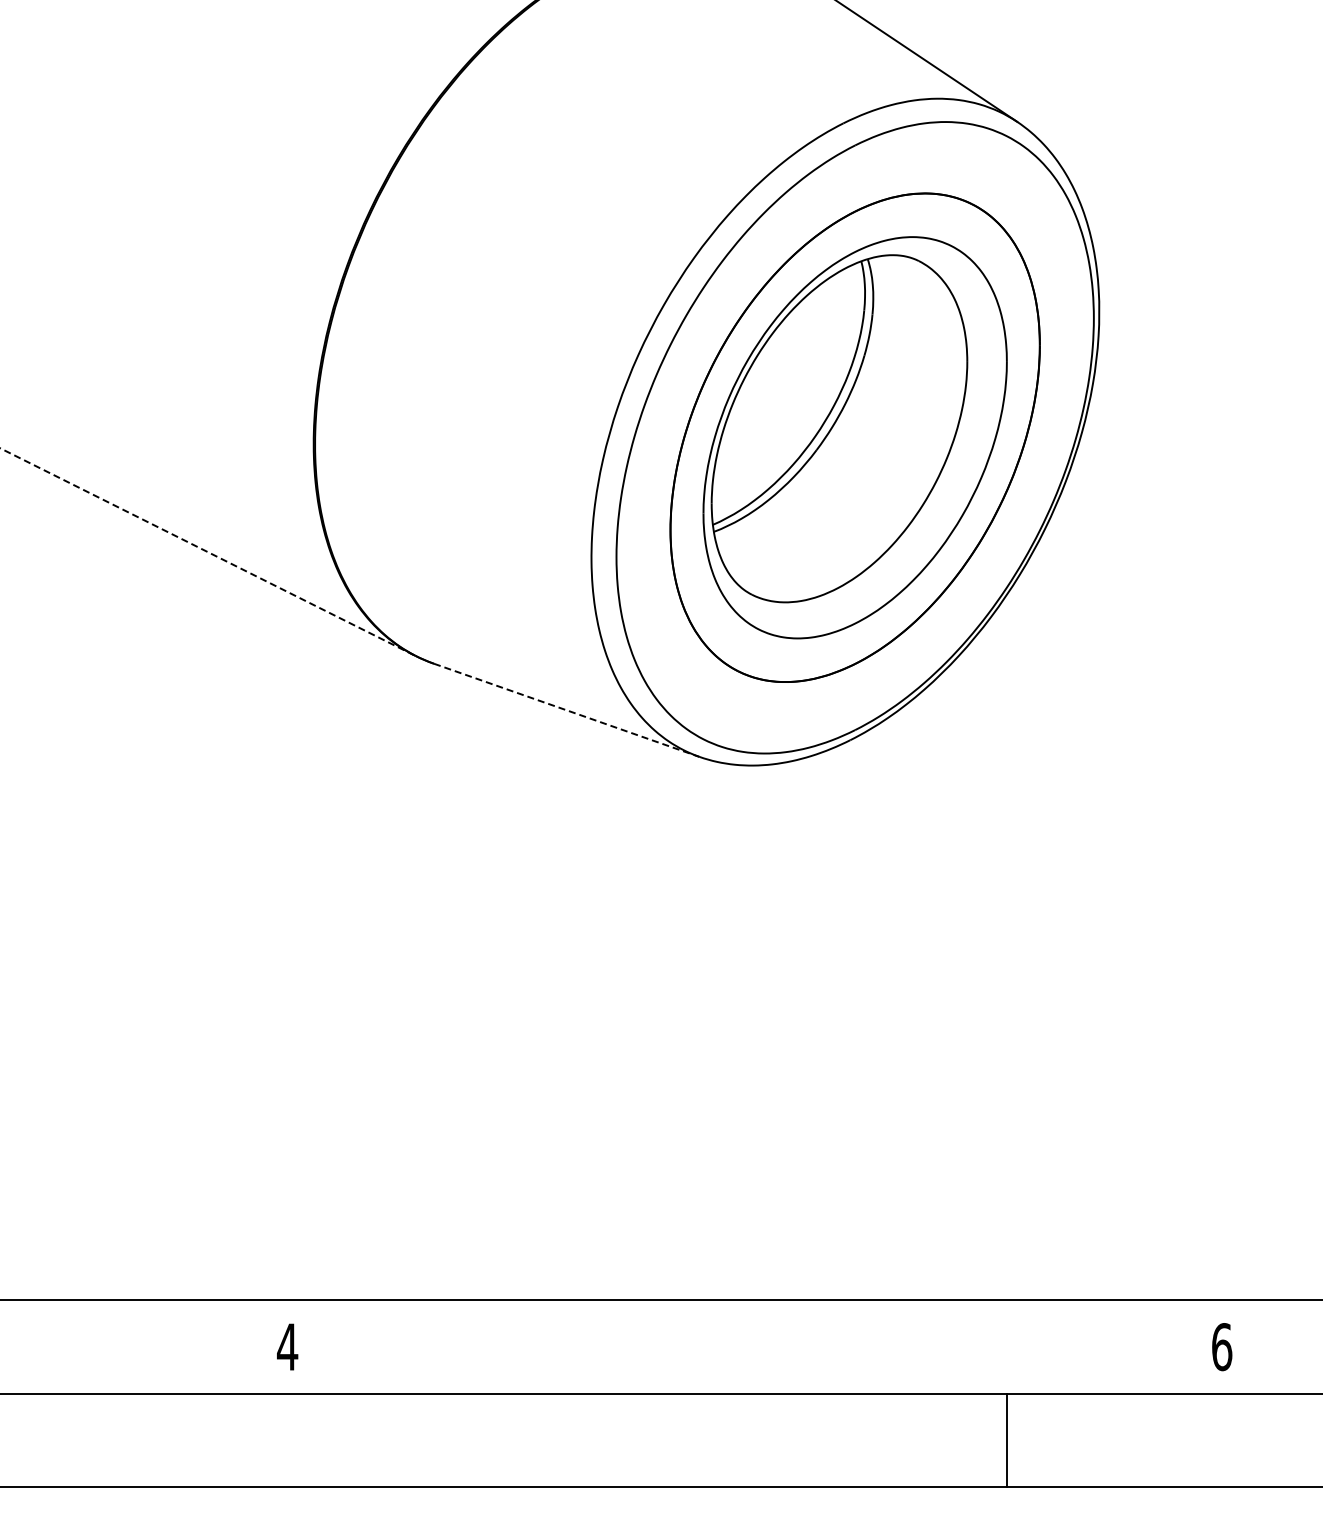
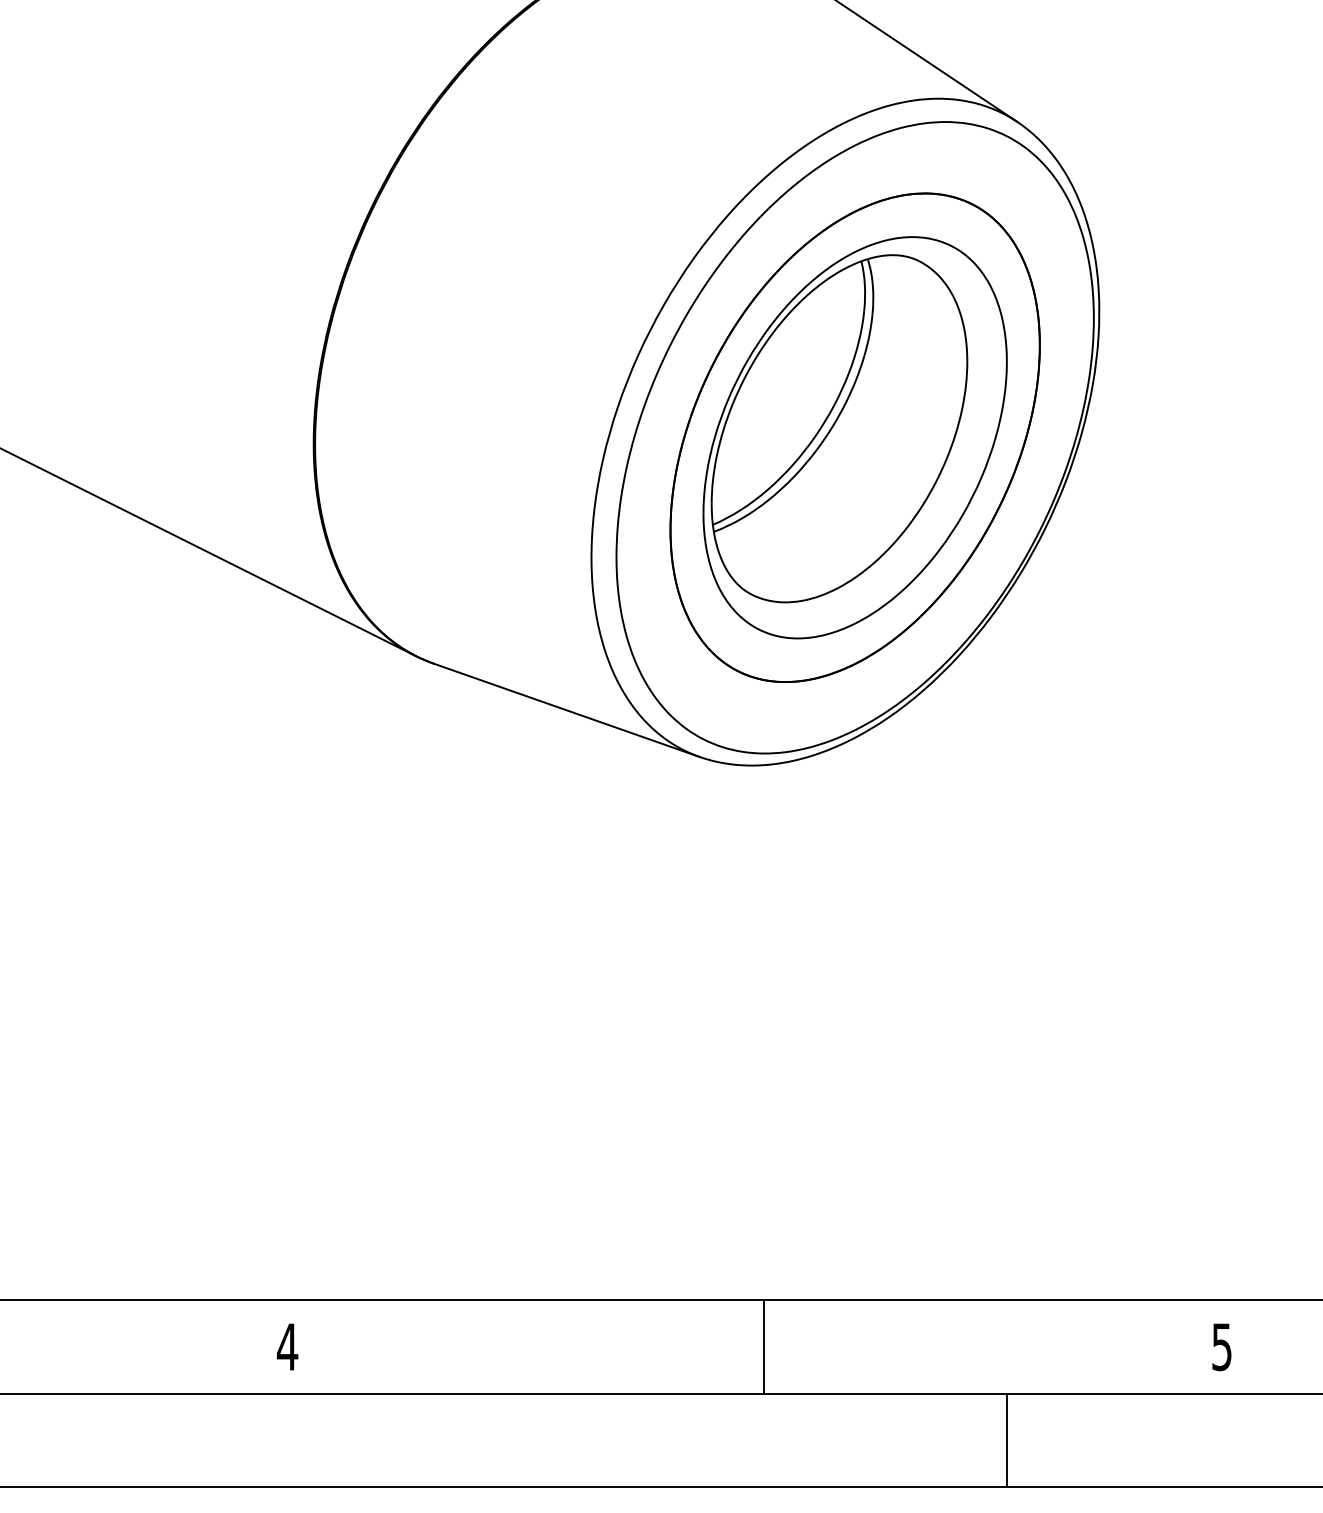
line: dashed -> solid (208, 552)
line: dashed -> solid (566, 710)
line: none -> present (764, 1346)
text: 6 -> 5 (1222, 1347)
